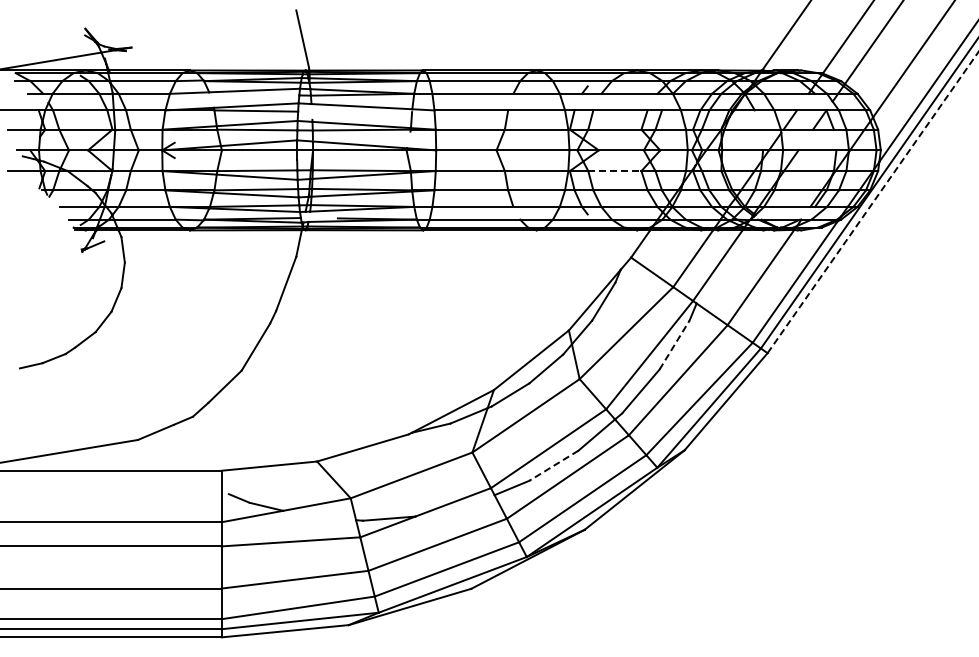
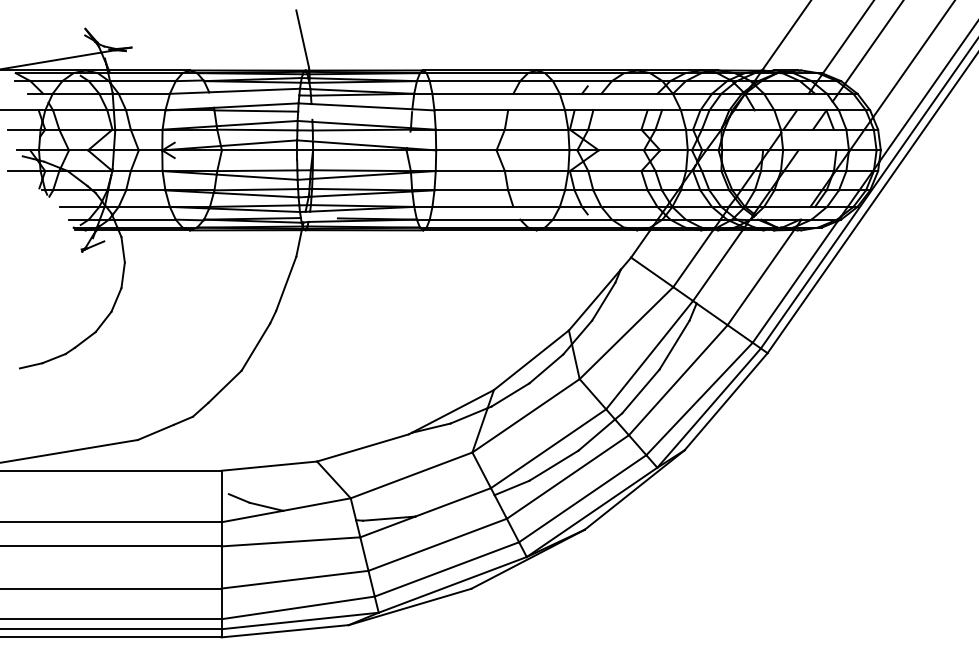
line: dashed -> solid (614, 171)
line: dashed -> solid (873, 202)
line: dashed -> solid (674, 345)
line: dashed -> solid (553, 465)
